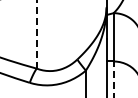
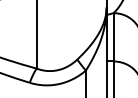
line: dashed -> solid (36, 34)
line: dashed -> solid (113, 79)
